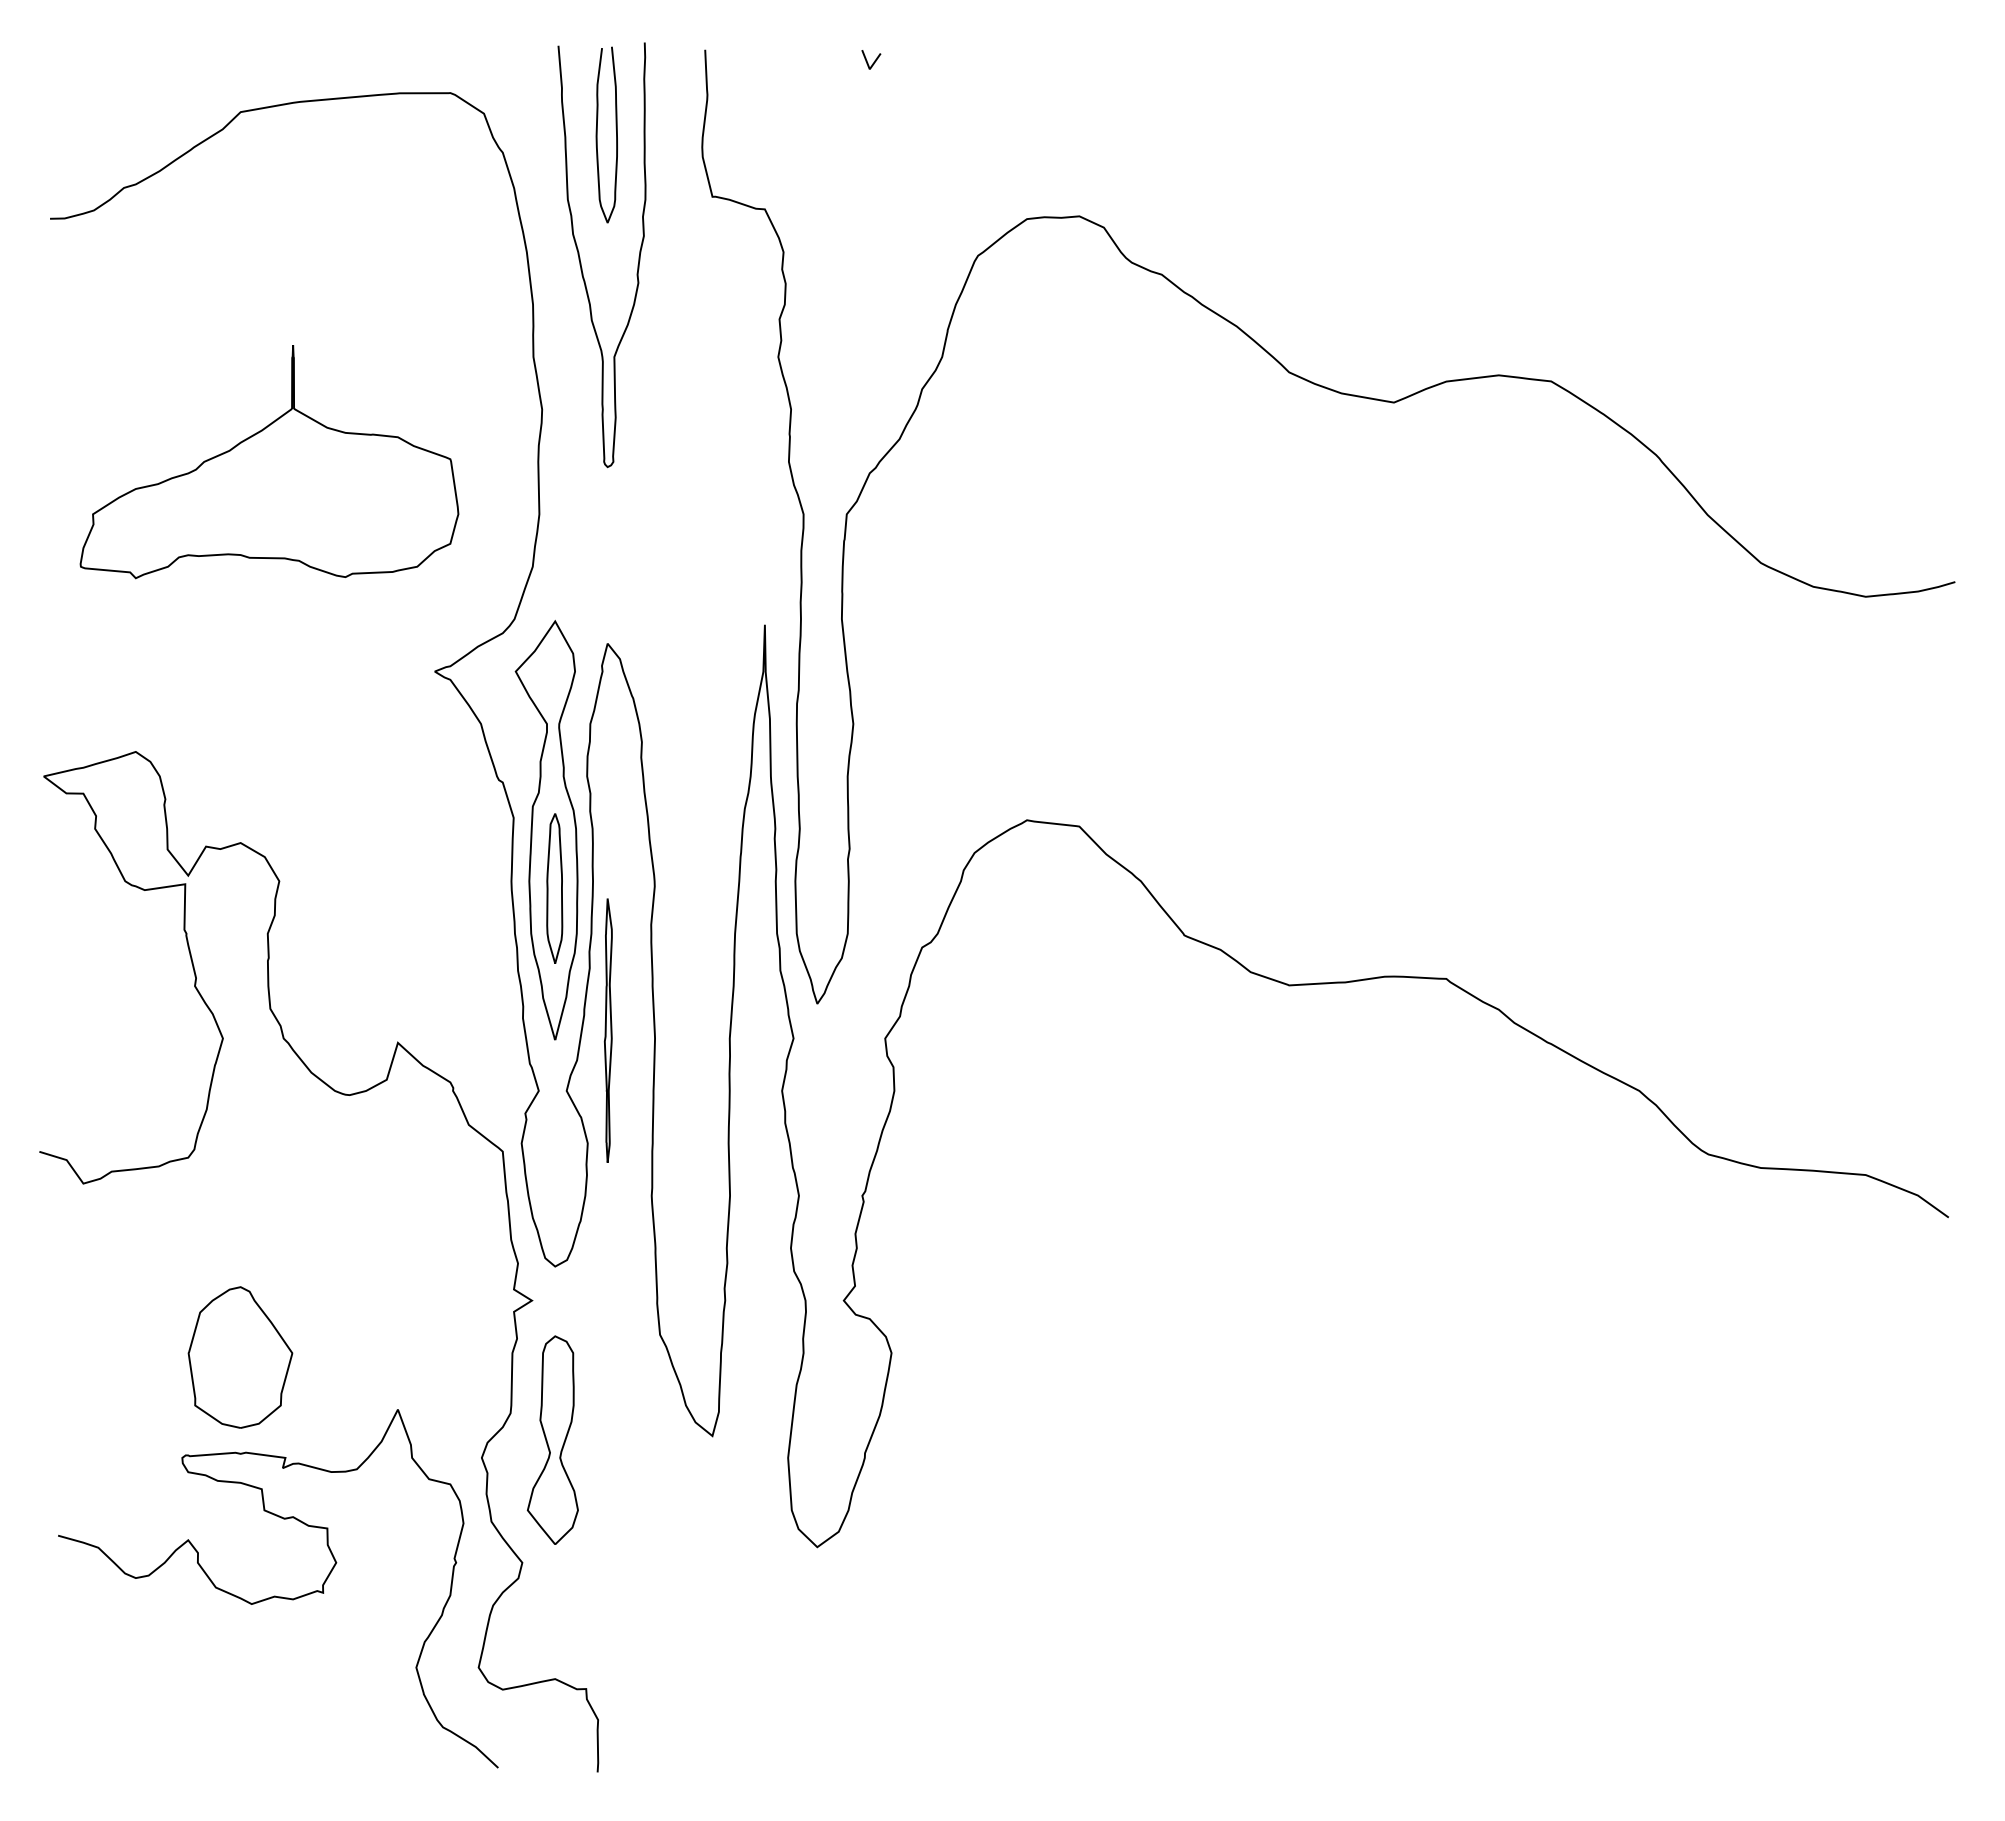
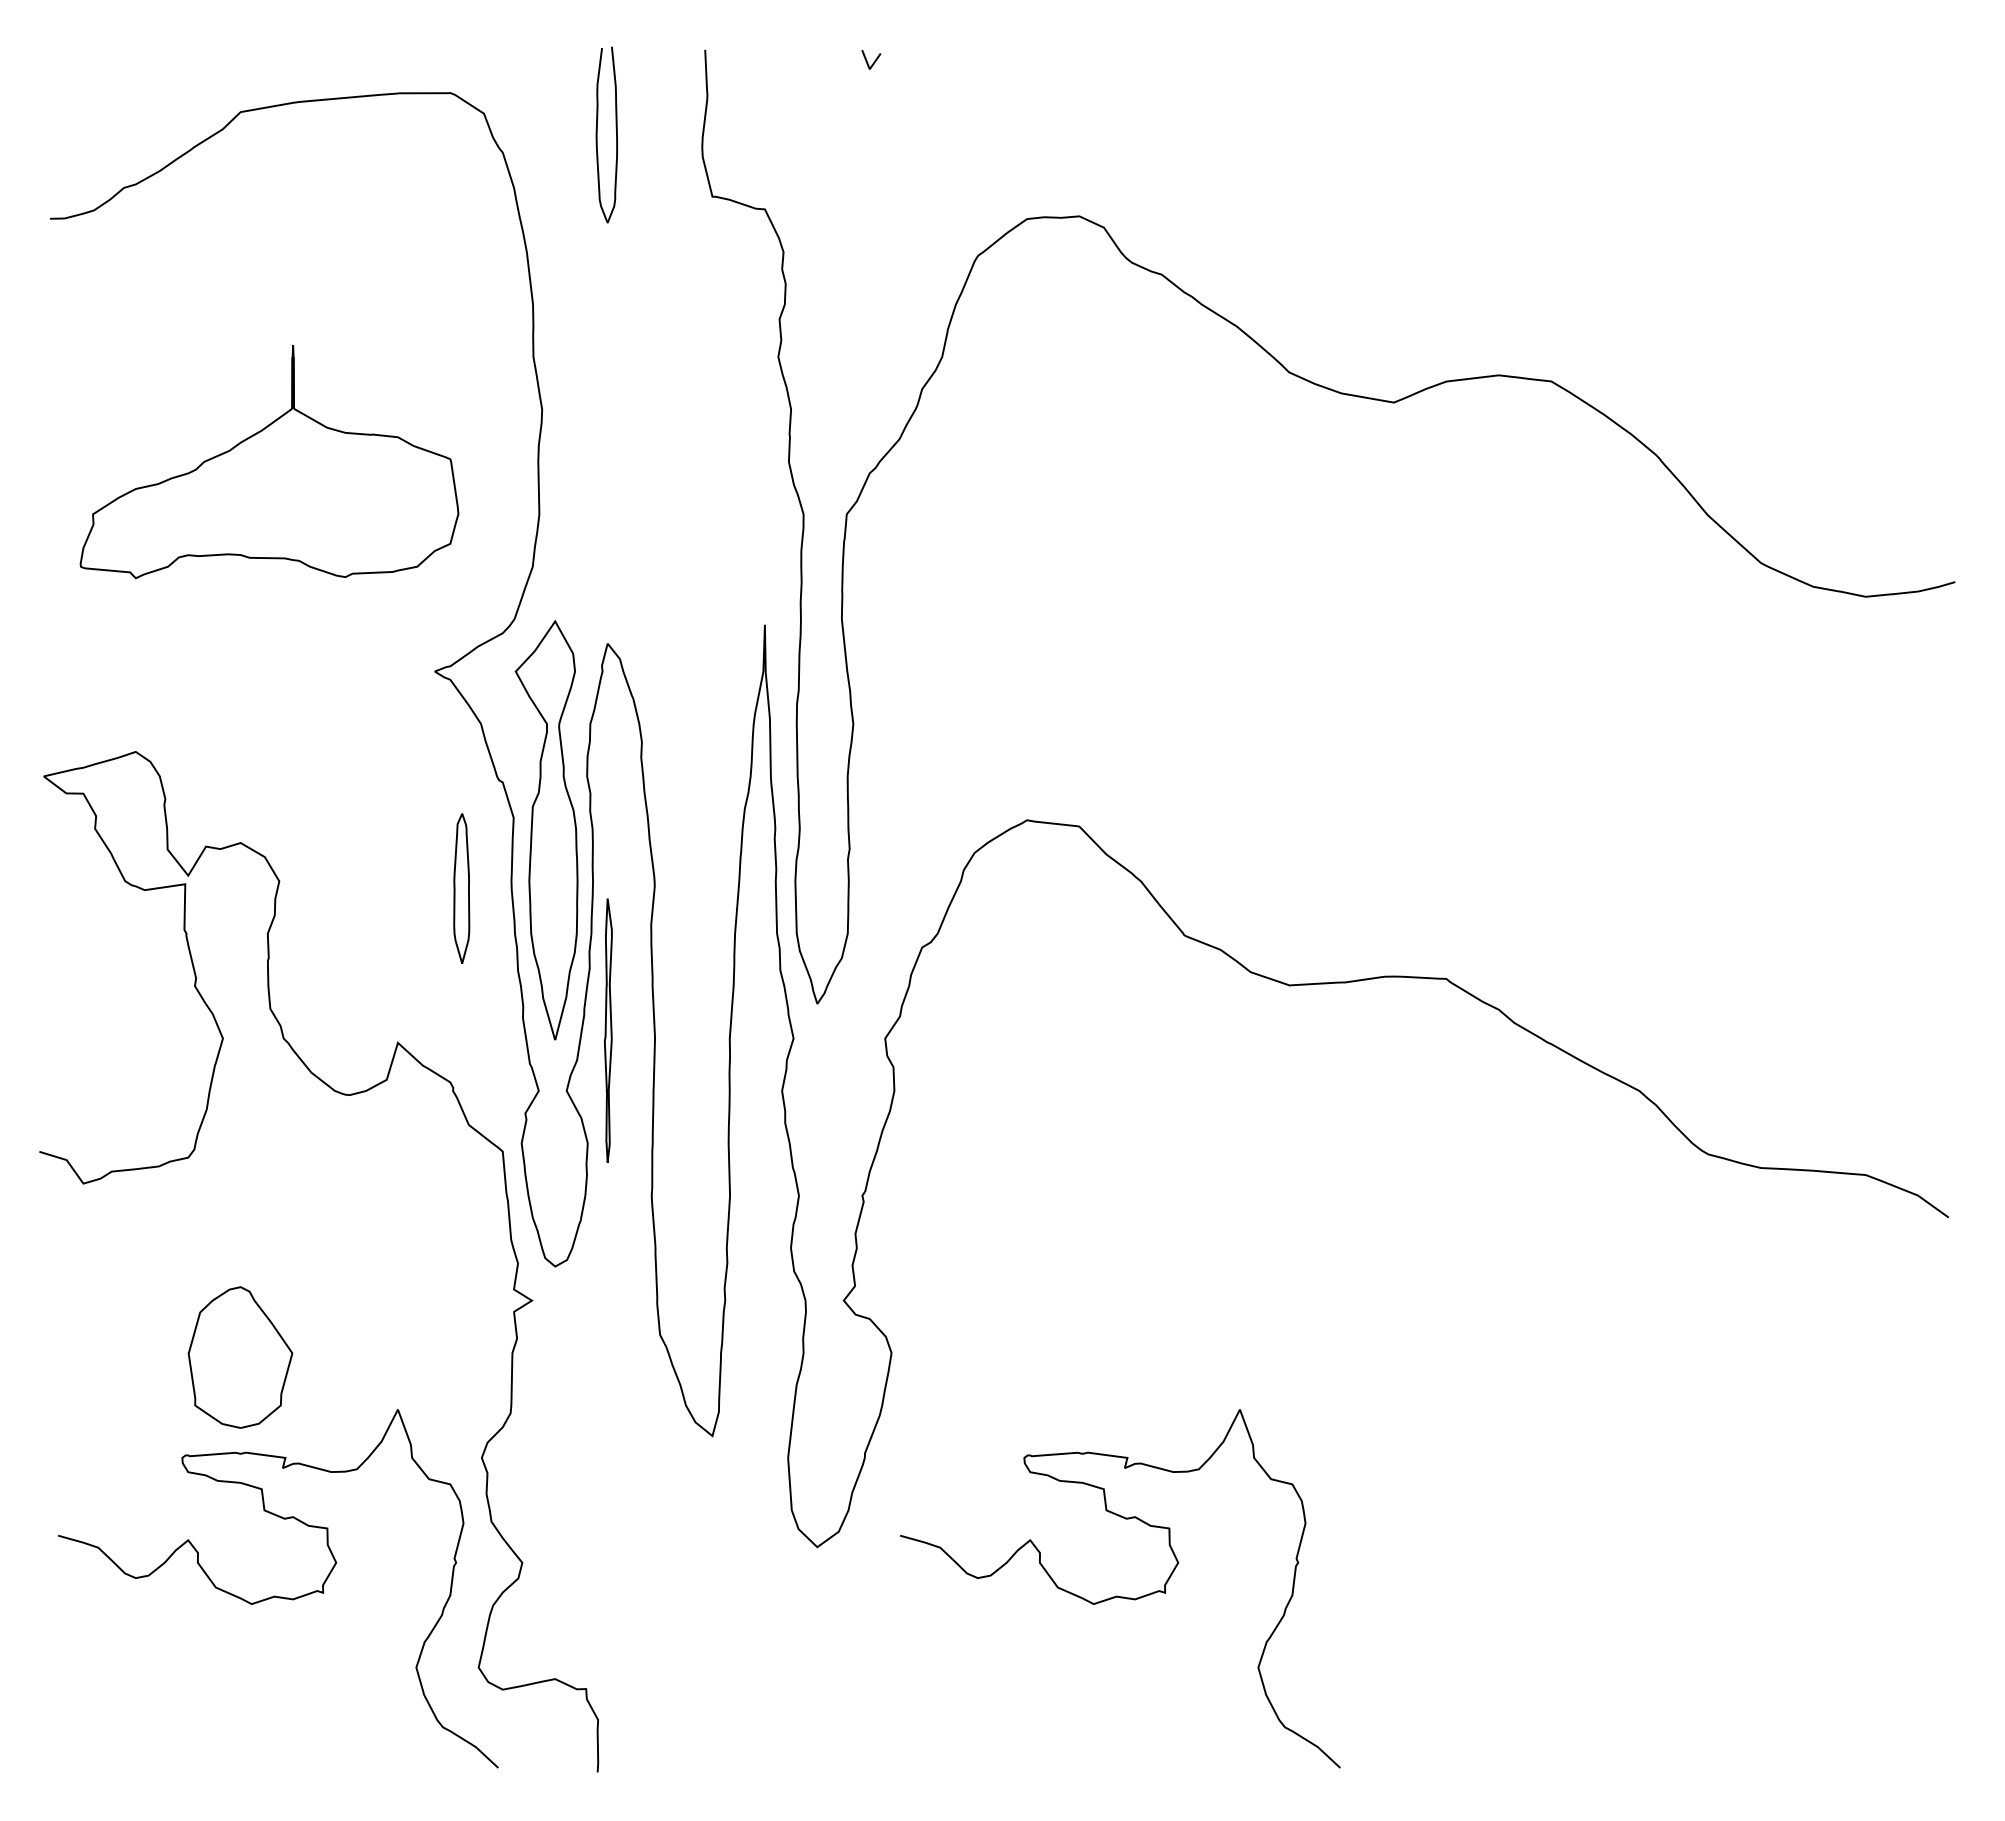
curve: present -> none (580, 257)
part position: (554, 888) -> (461, 888) (461, 888)
part: present -> none (552, 1439)
curve: none -> present (1117, 1595)
